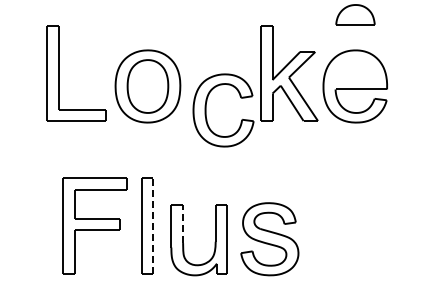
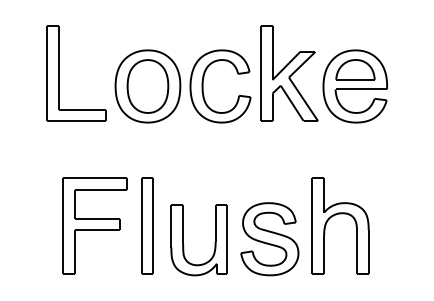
part position: (355, 14) -> (355, 69) (355, 69)
part position: (206, 110) -> (203, 86) (203, 86)
part: none -> present (336, 215)
line: dashed -> solid (183, 223)
line: dashed -> solid (153, 226)
